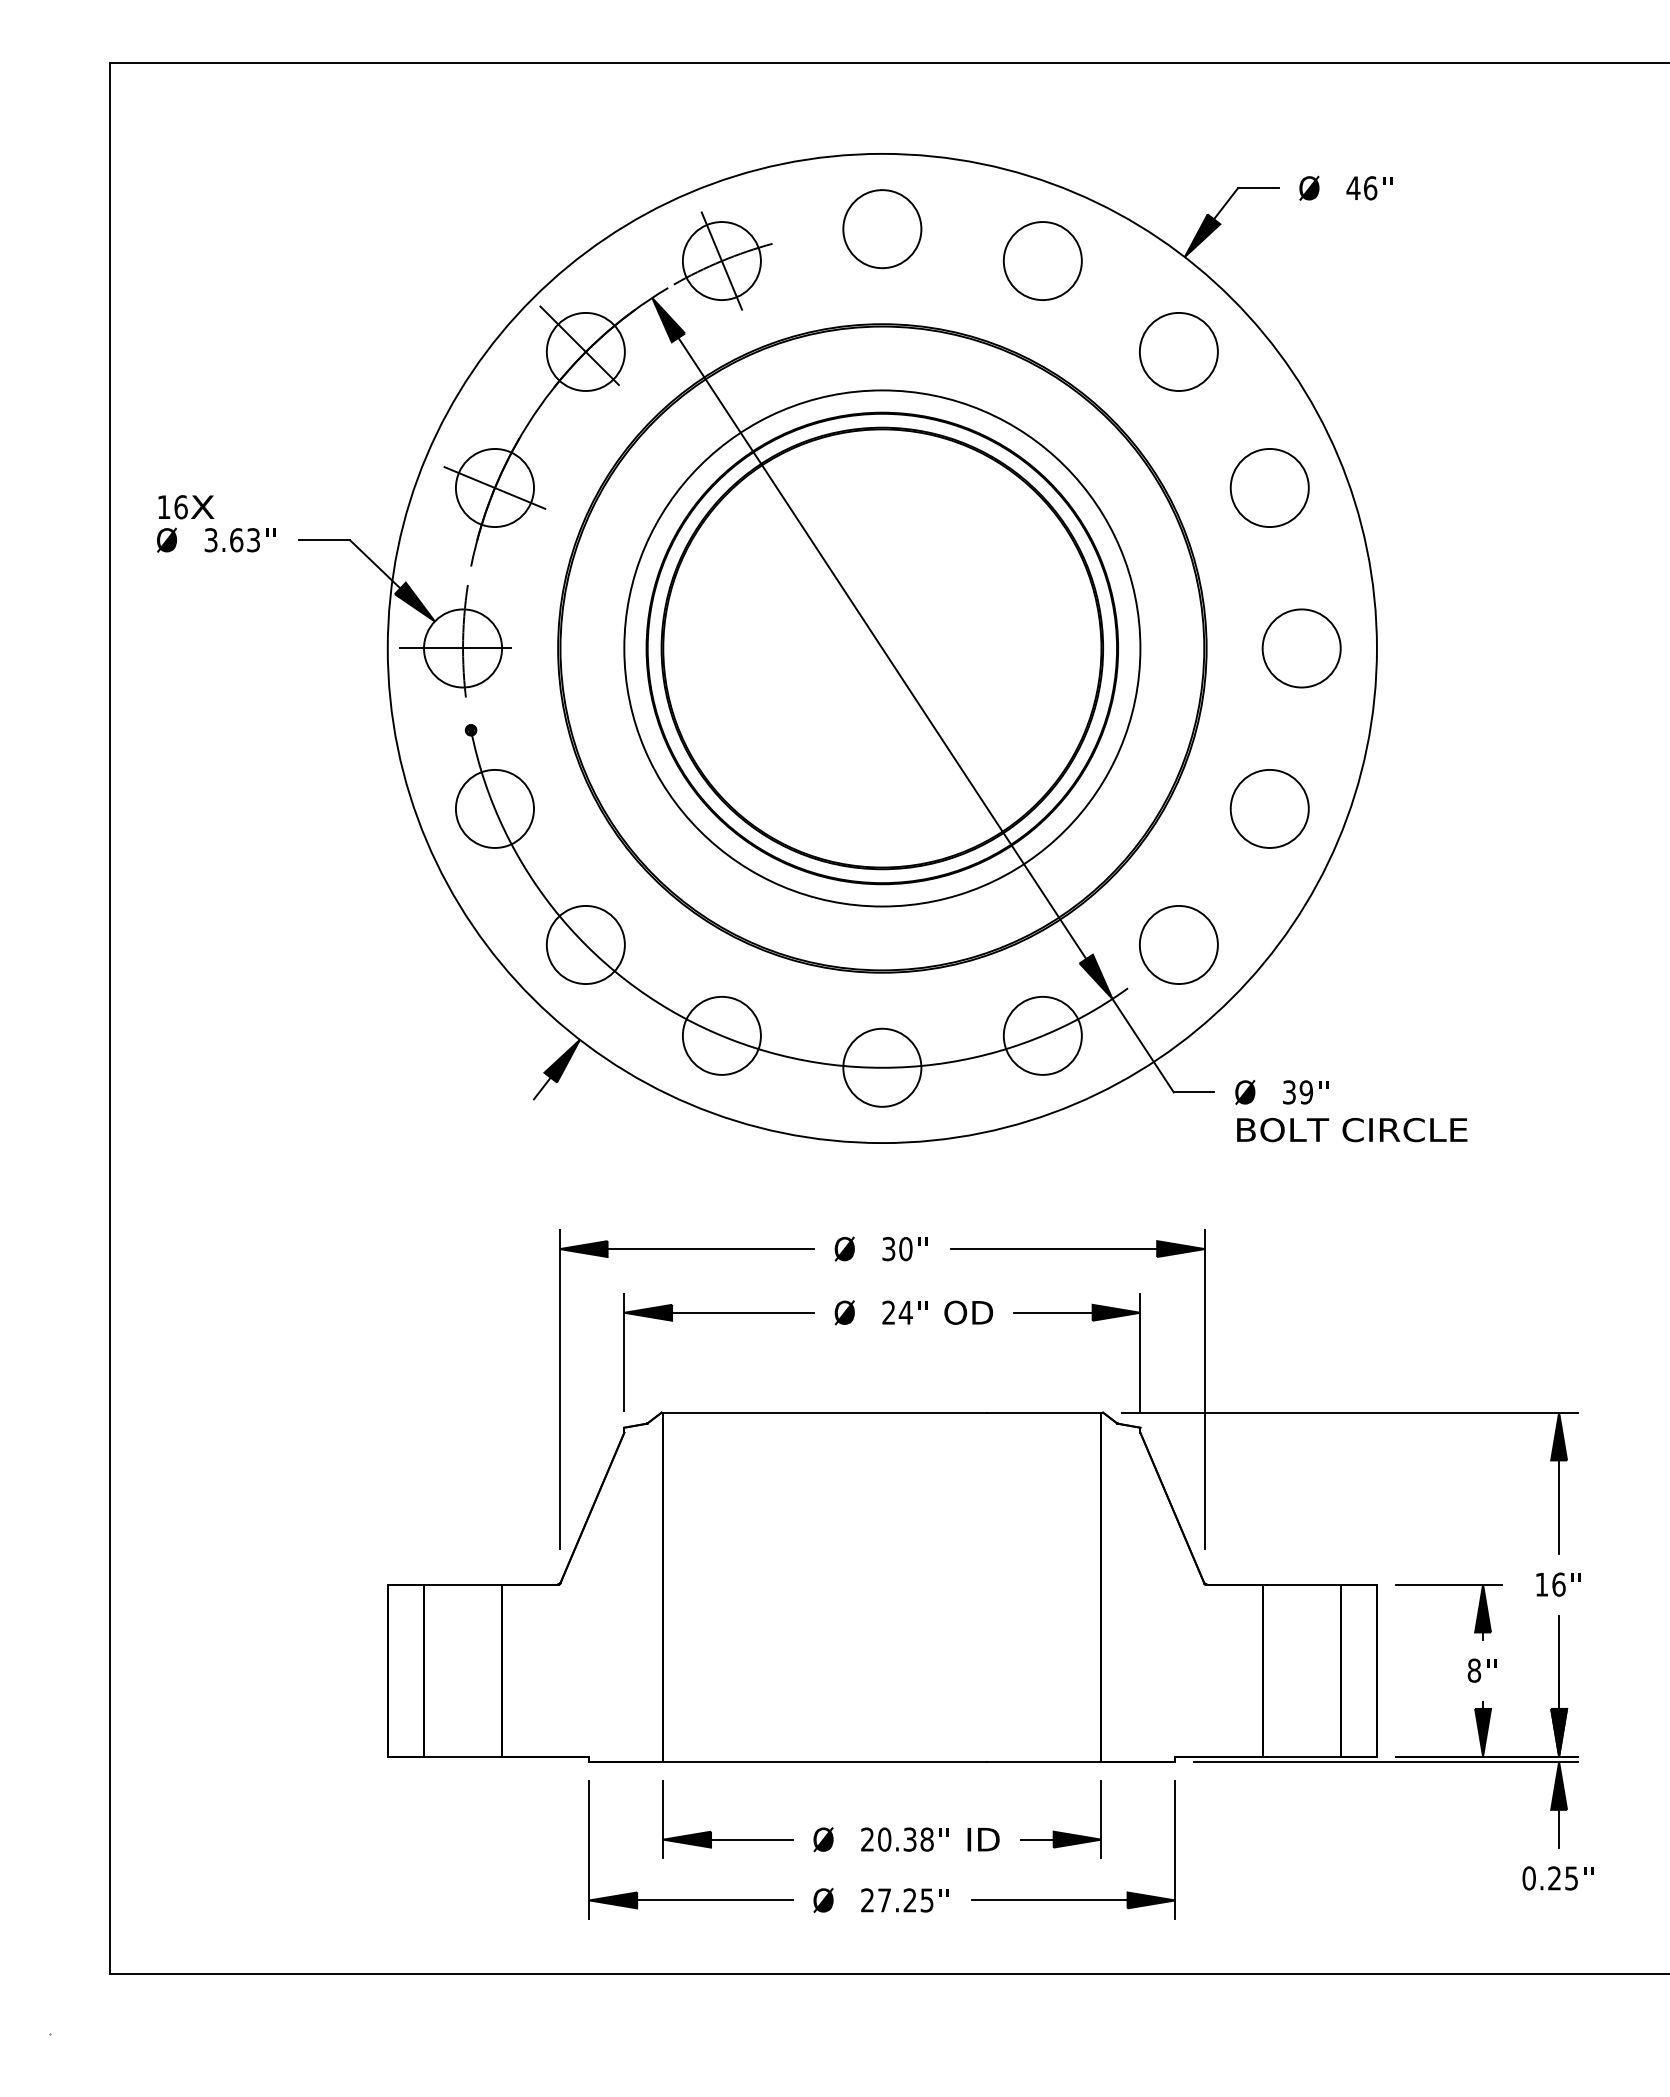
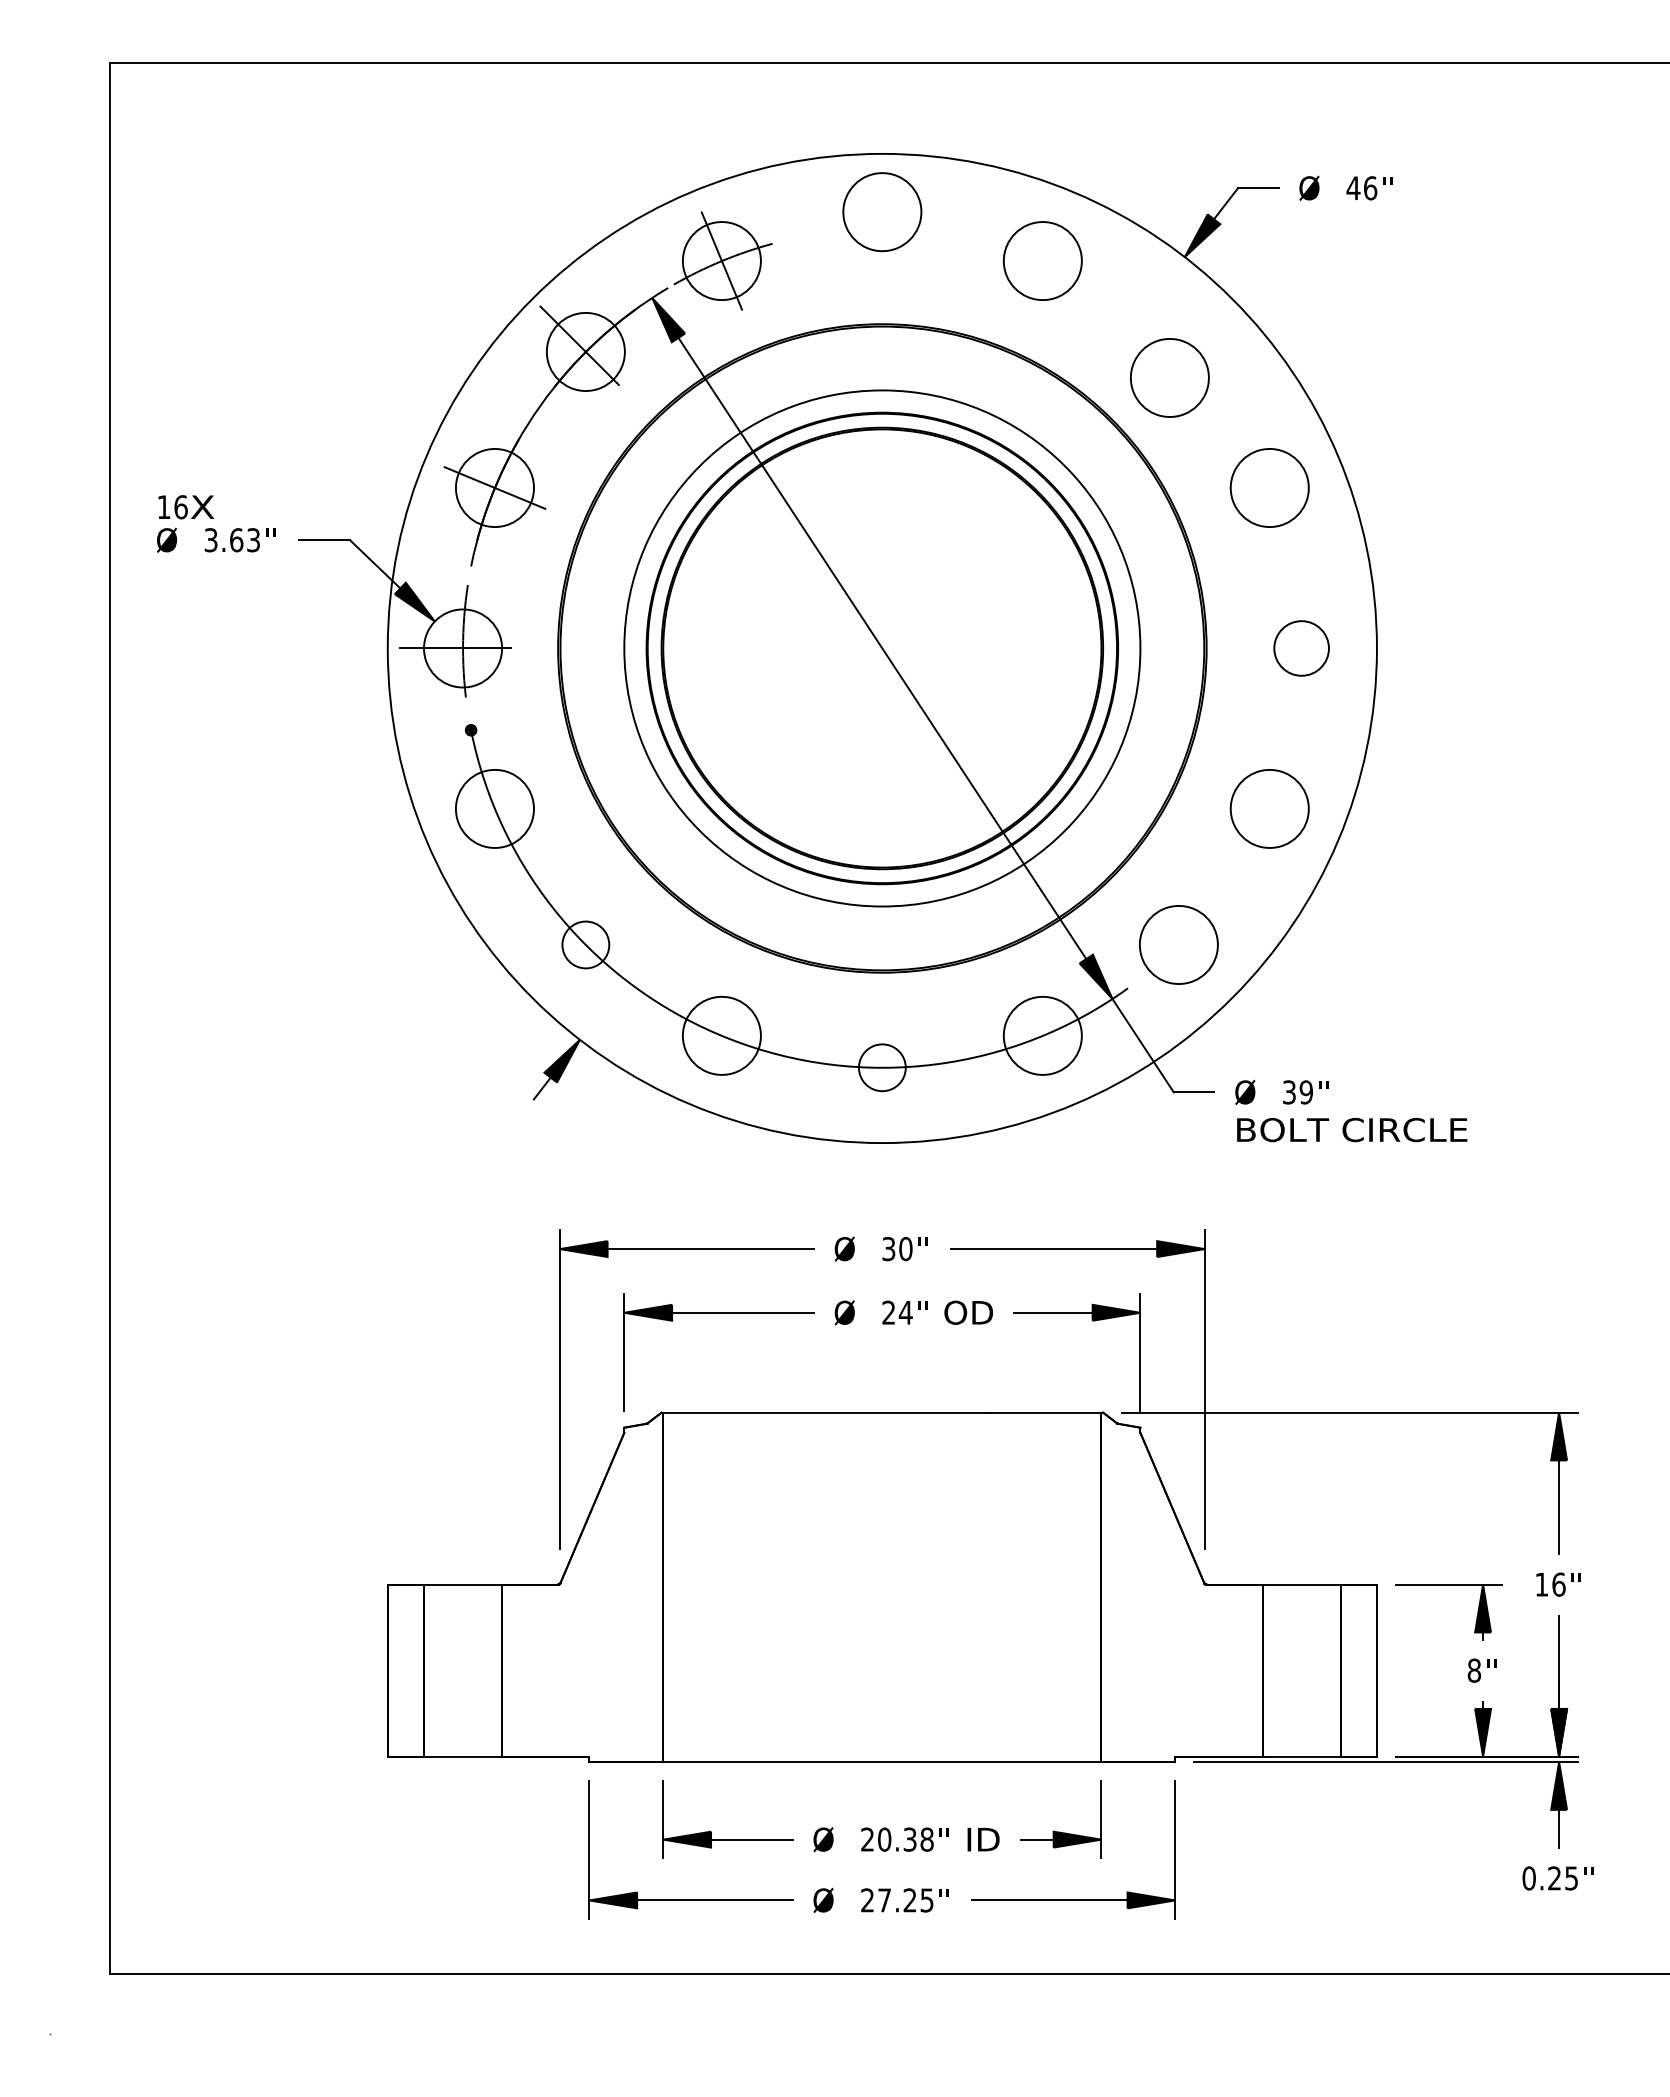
circle position: (882, 229) -> (882, 212) (882, 212)
circle position: (1178, 351) -> (1169, 377) (1169, 377)
circle size: 81x81 px -> 57x57 px (1301, 648)
circle diameter: 78 px -> 47 px (585, 944)
circle diameter: 78 px -> 47 px (881, 1067)
